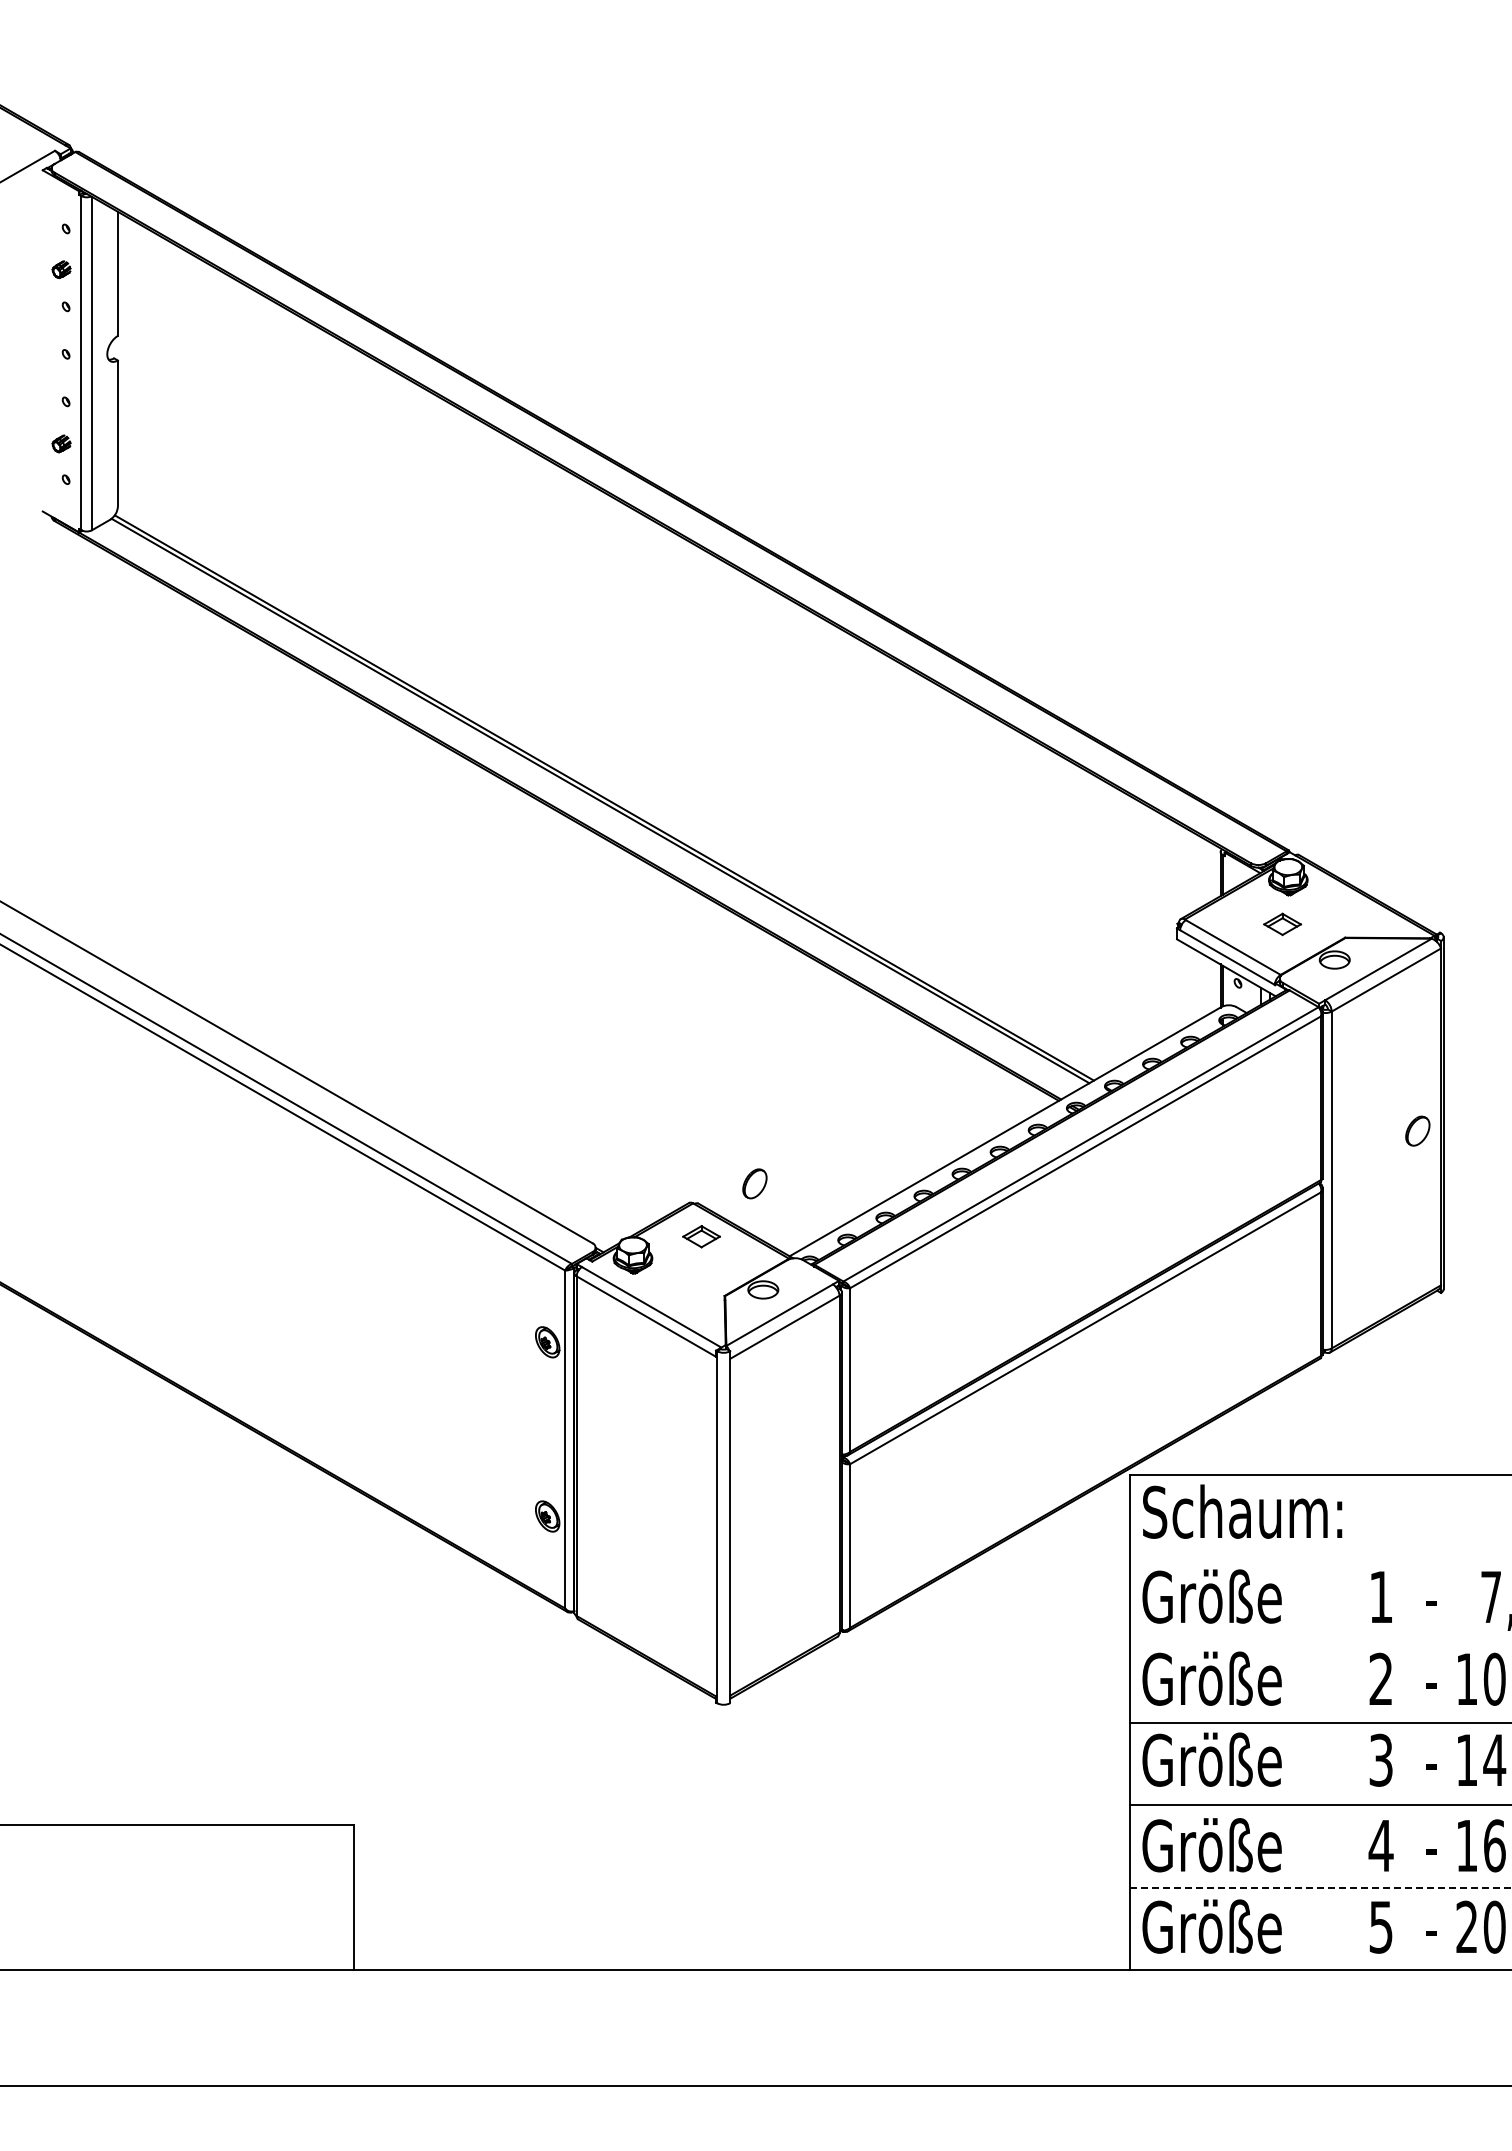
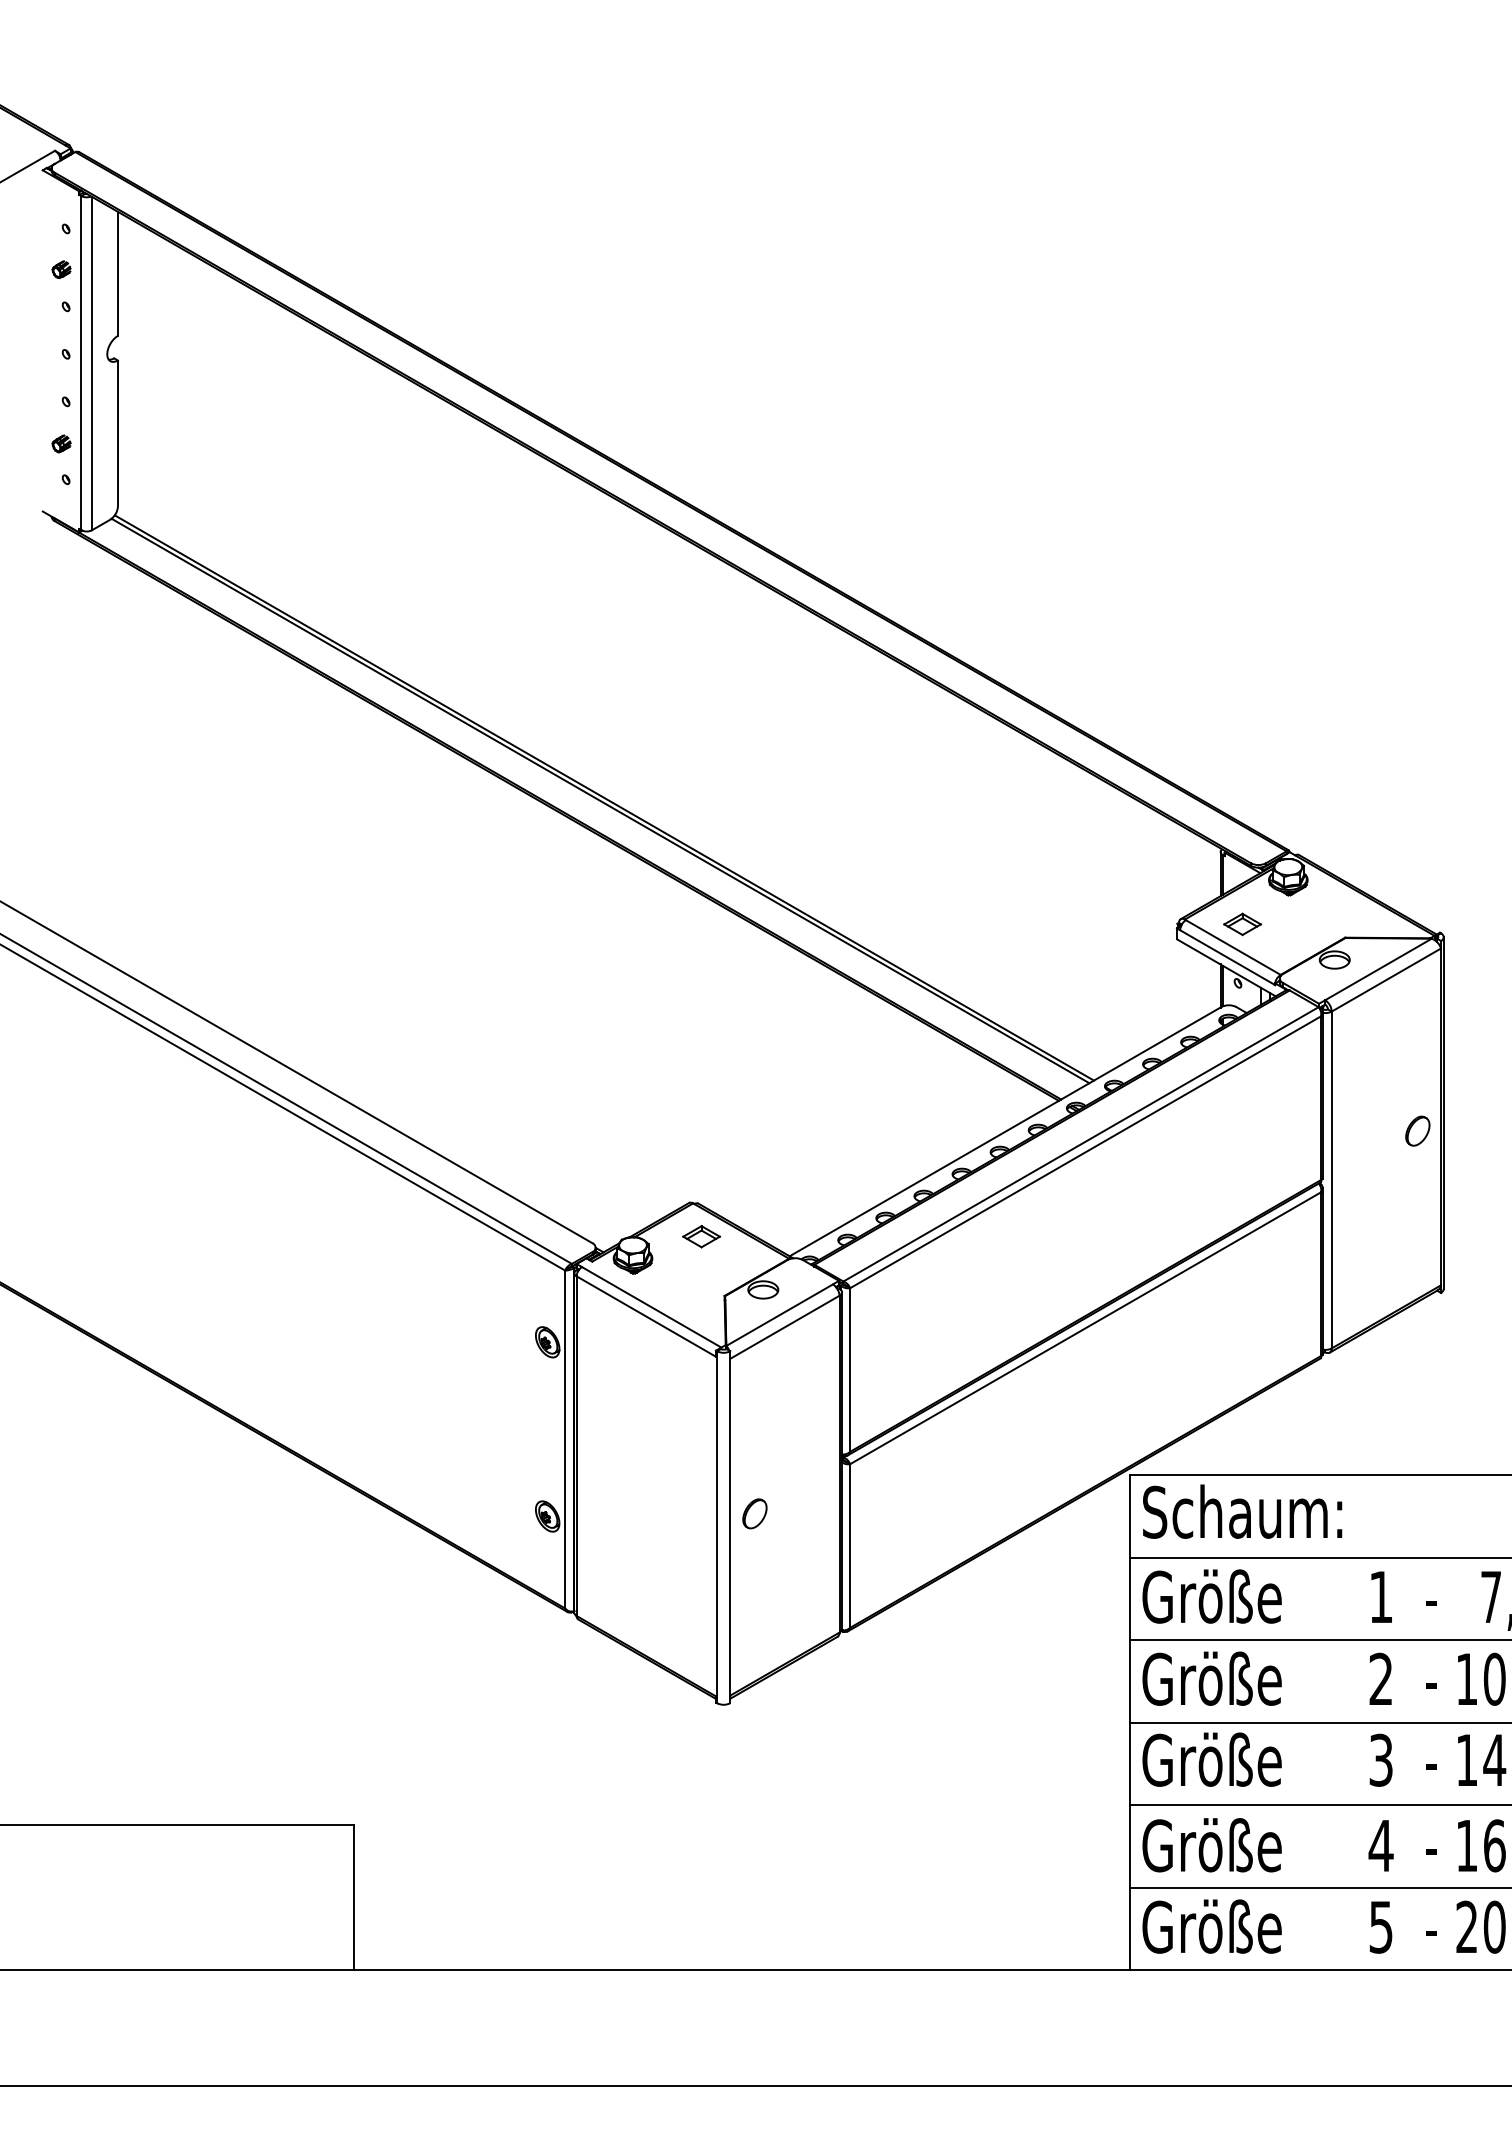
part position: (1282, 924) -> (1242, 924) (1242, 924)
part position: (754, 1183) -> (754, 1513) (754, 1513)
line: none -> present (1319, 1557)
line: none -> present (1319, 1640)
line: dashed -> solid (1321, 1887)
